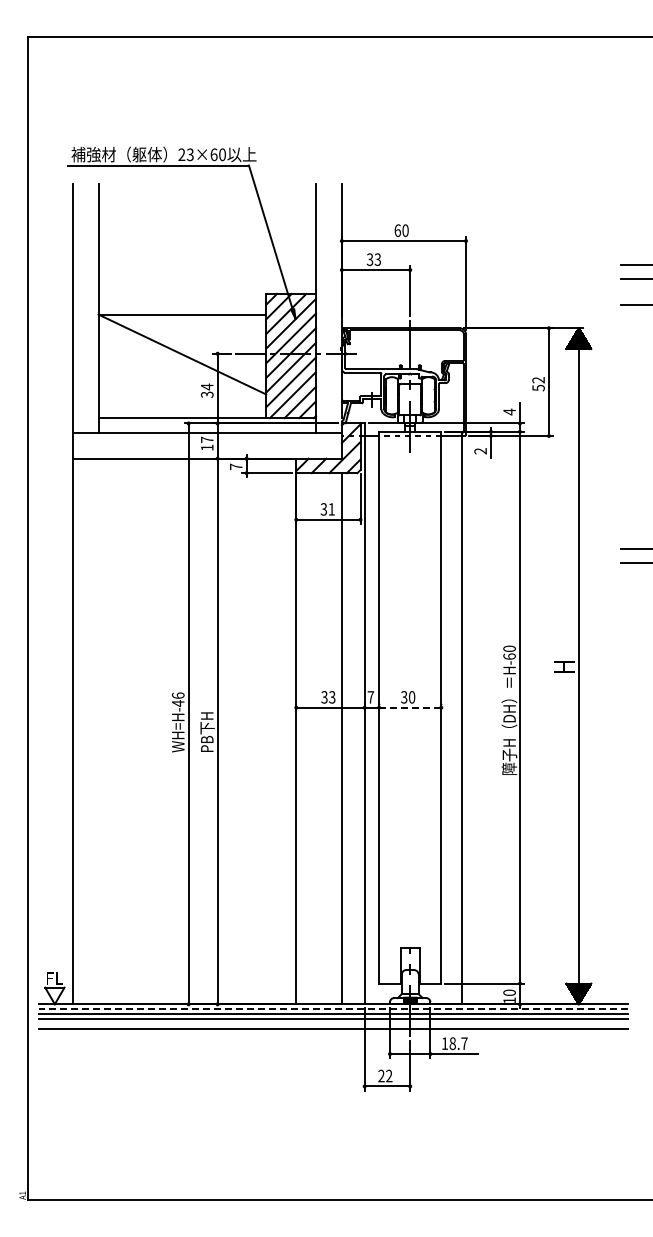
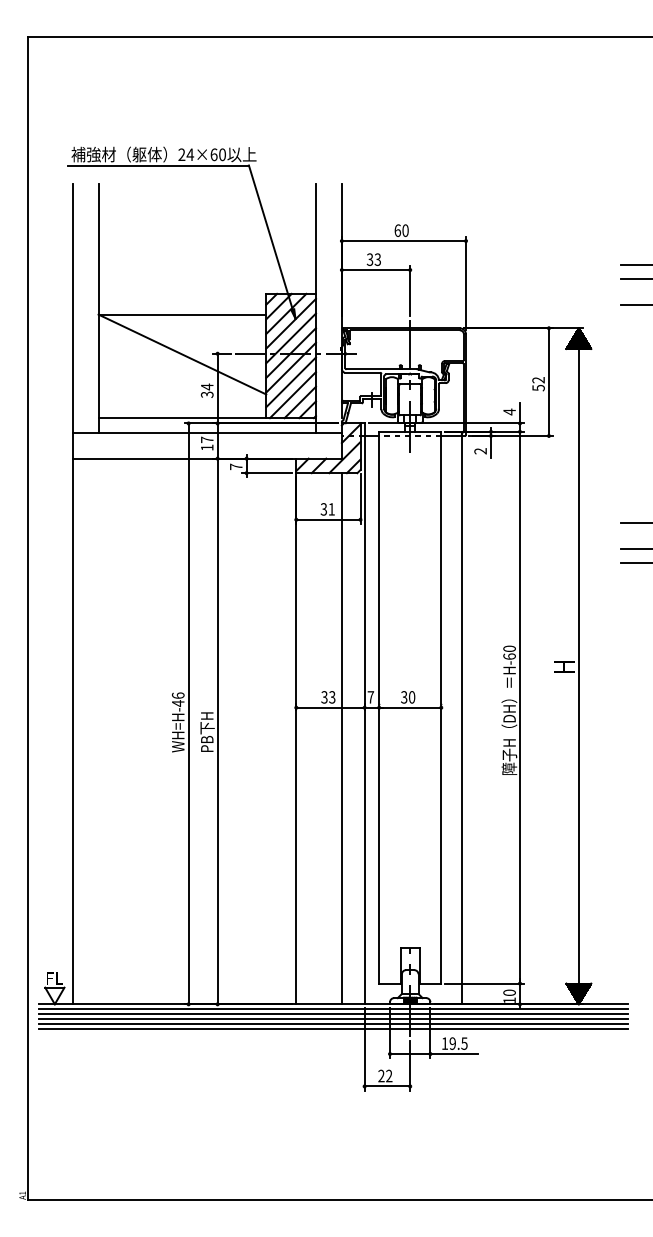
text: 23×60 -> 24×60 (190, 154)
line: none -> present (634, 522)
line: dashed -> solid (409, 707)
line: dashed -> solid (333, 1009)
line: none -> present (333, 1024)
text: 18.7 -> 19.5 (458, 1043)
